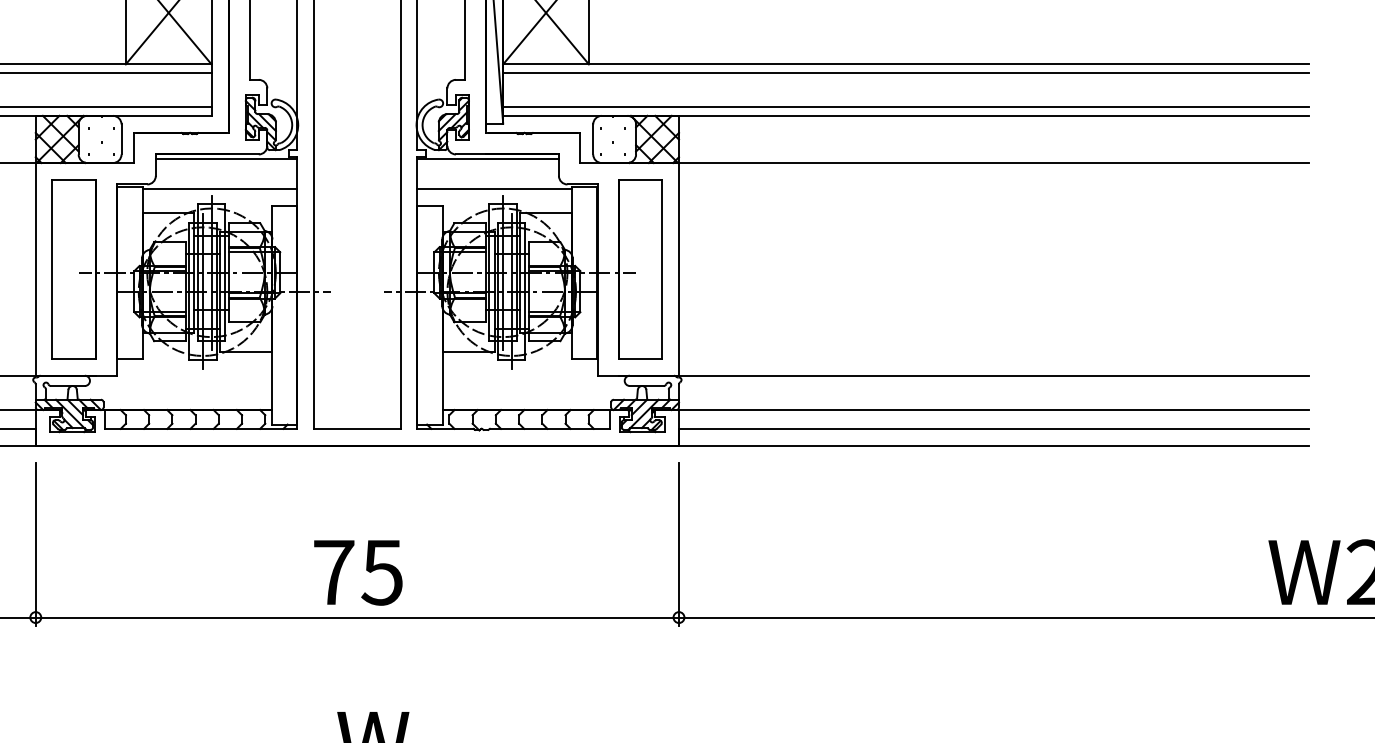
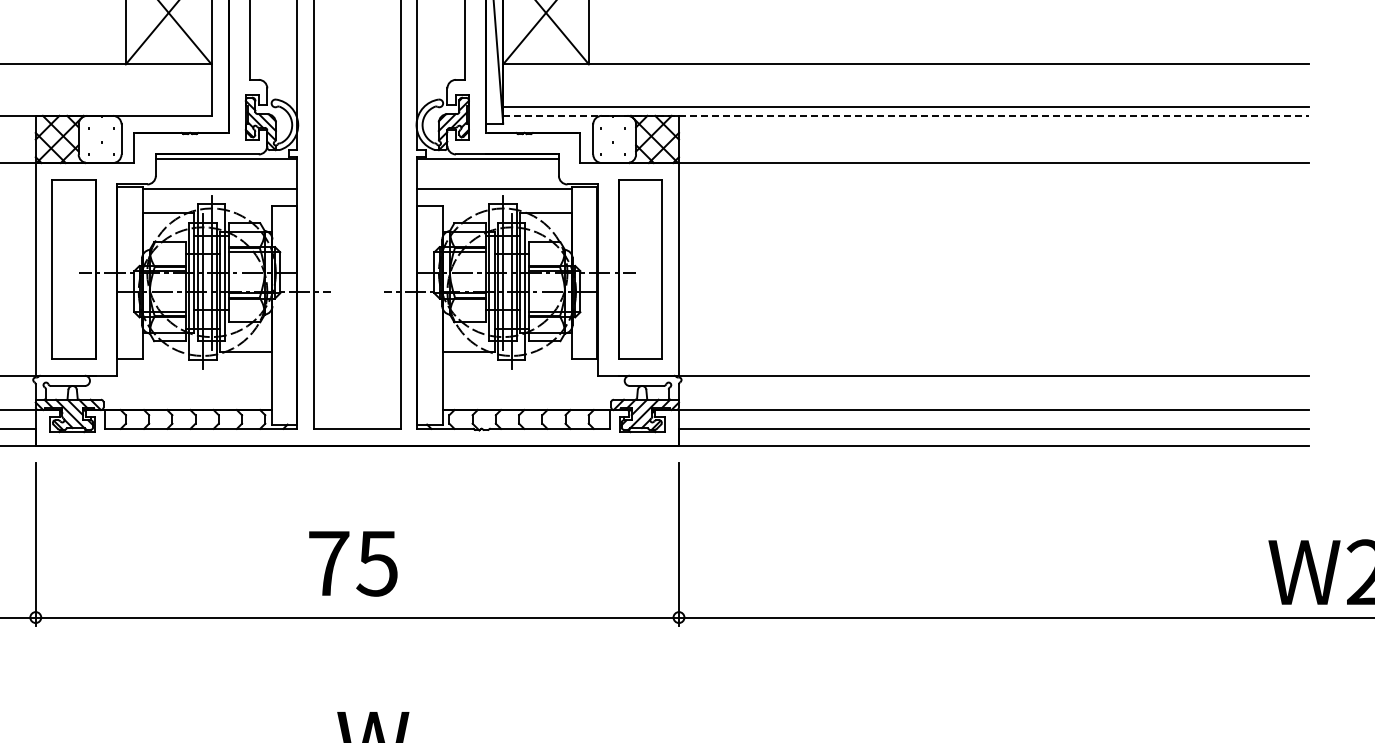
line: present -> none (106, 72)
line: present -> none (906, 72)
line: present -> none (106, 107)
line: solid -> dashed (906, 115)
text position: (358, 572) -> (353, 563) (353, 563)
